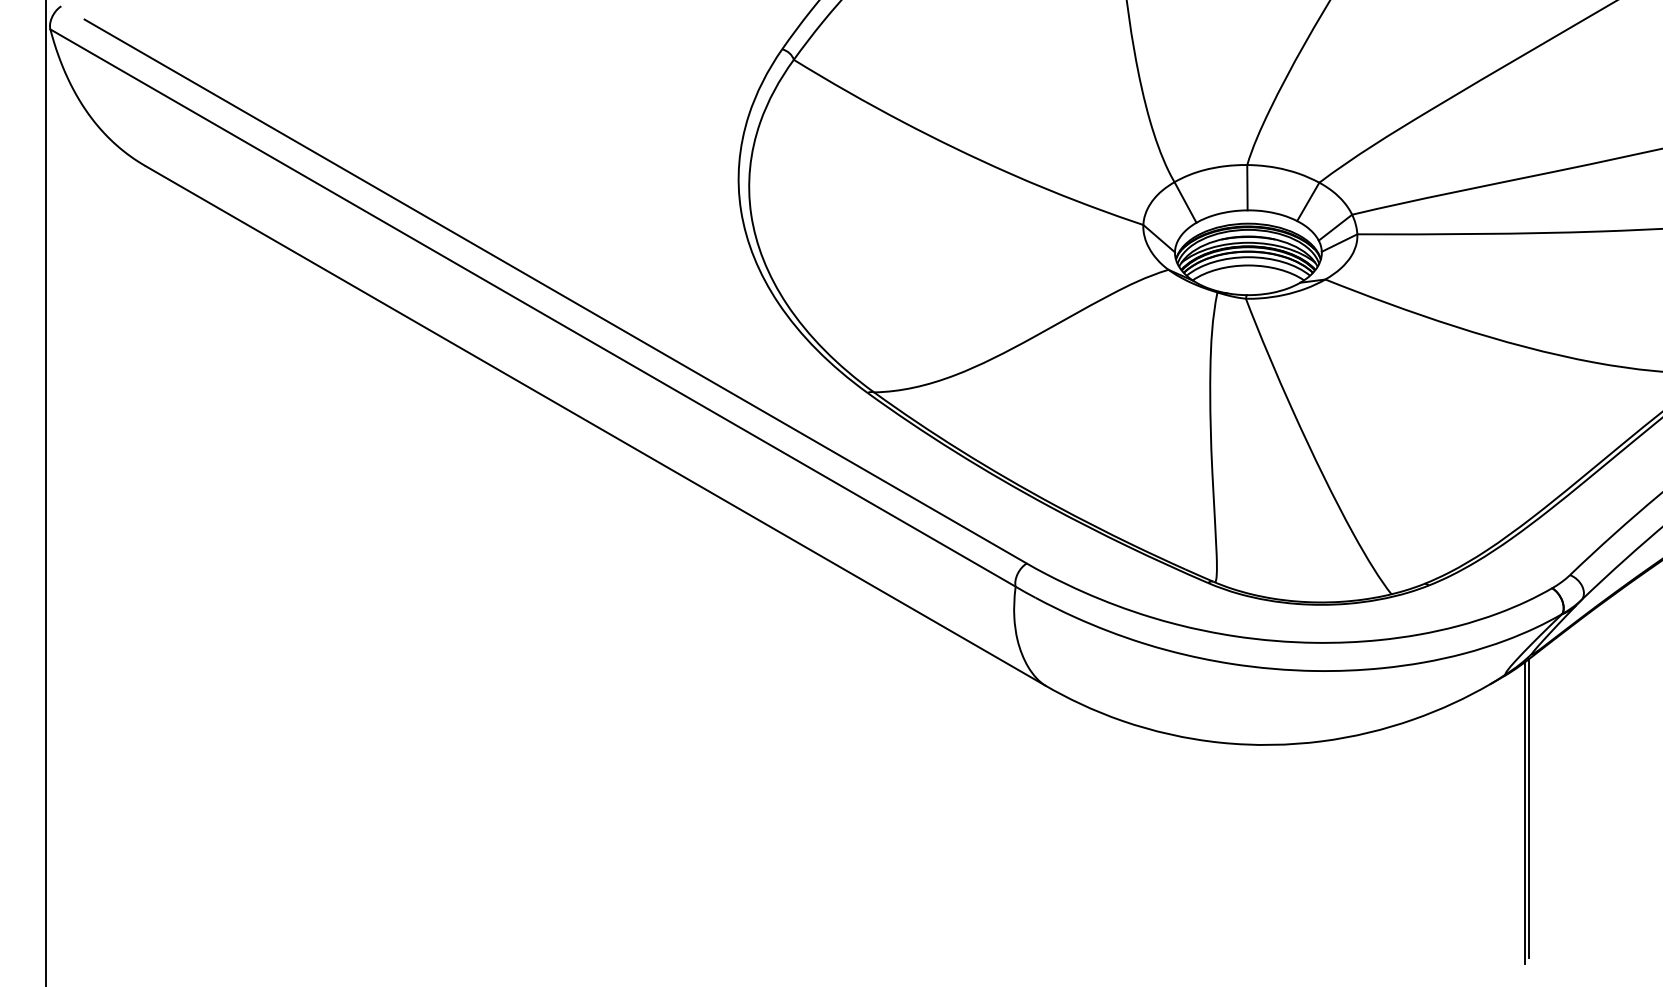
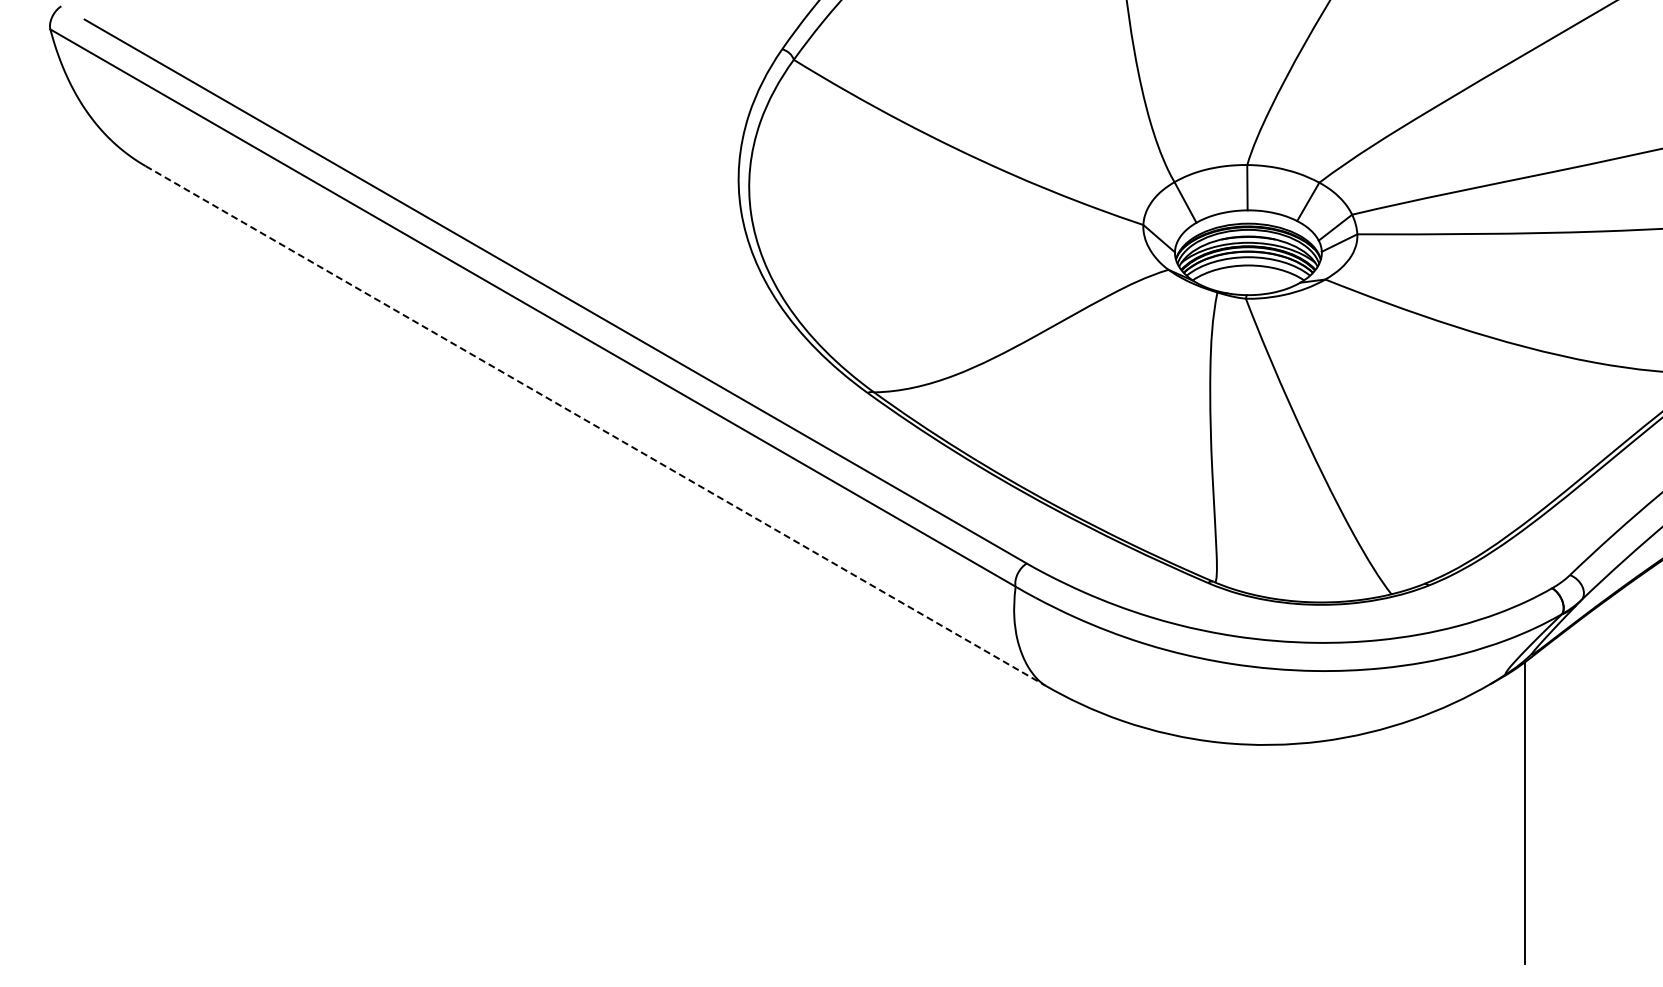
line: solid -> dashed (595, 426)
line: present -> none (45, 492)
line: present -> none (1529, 807)
